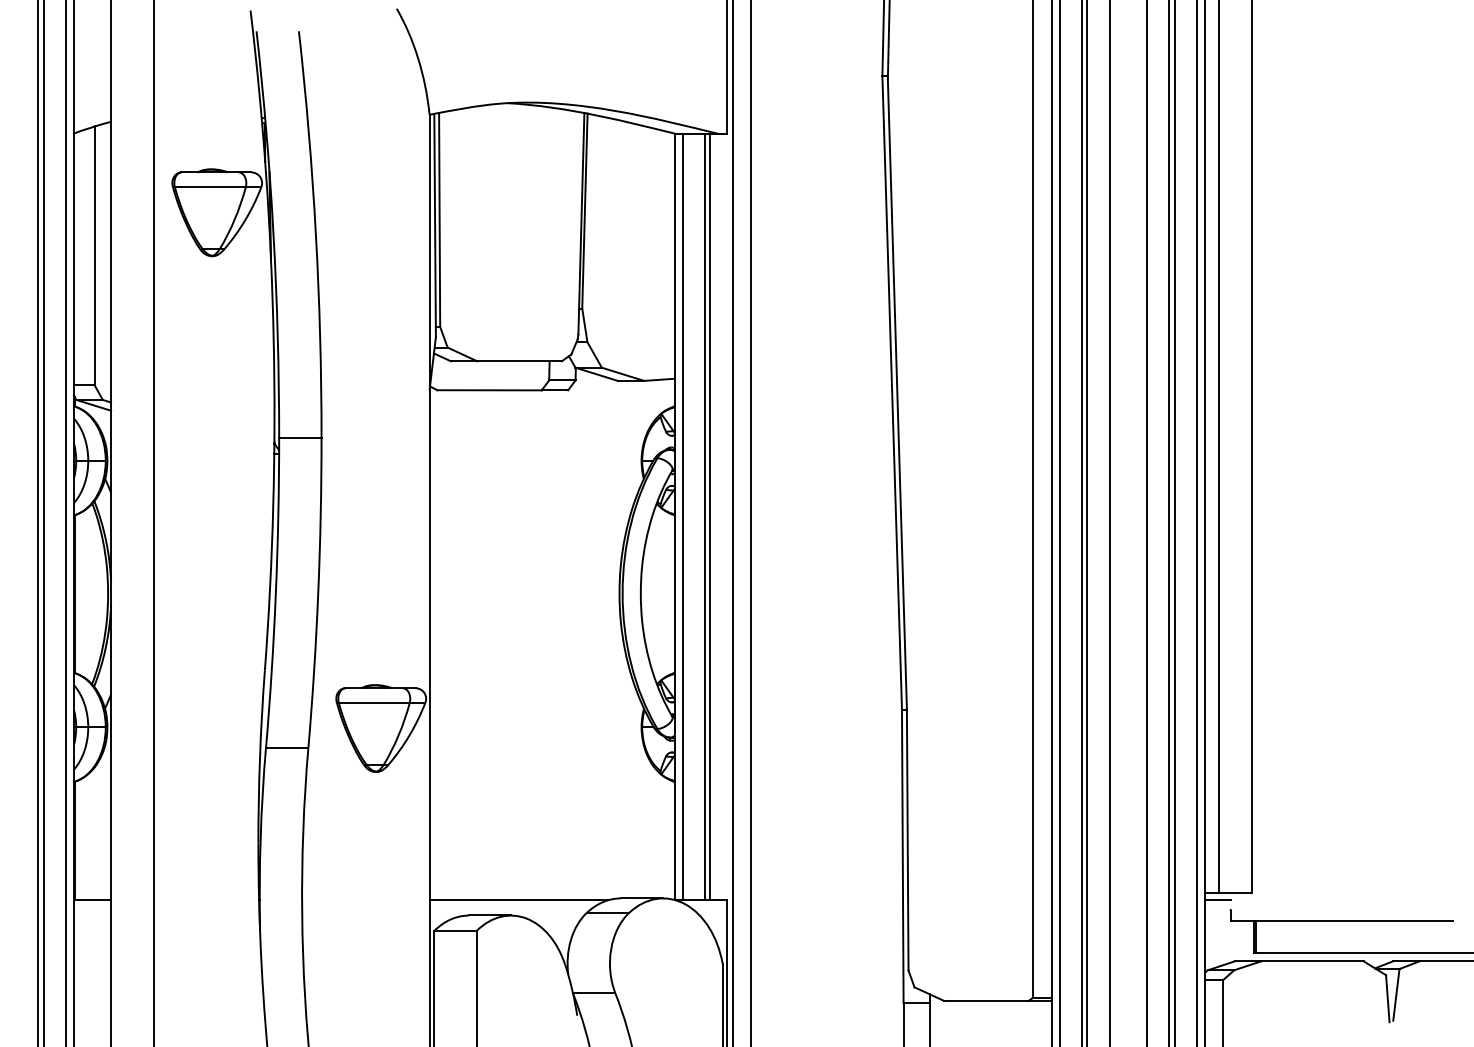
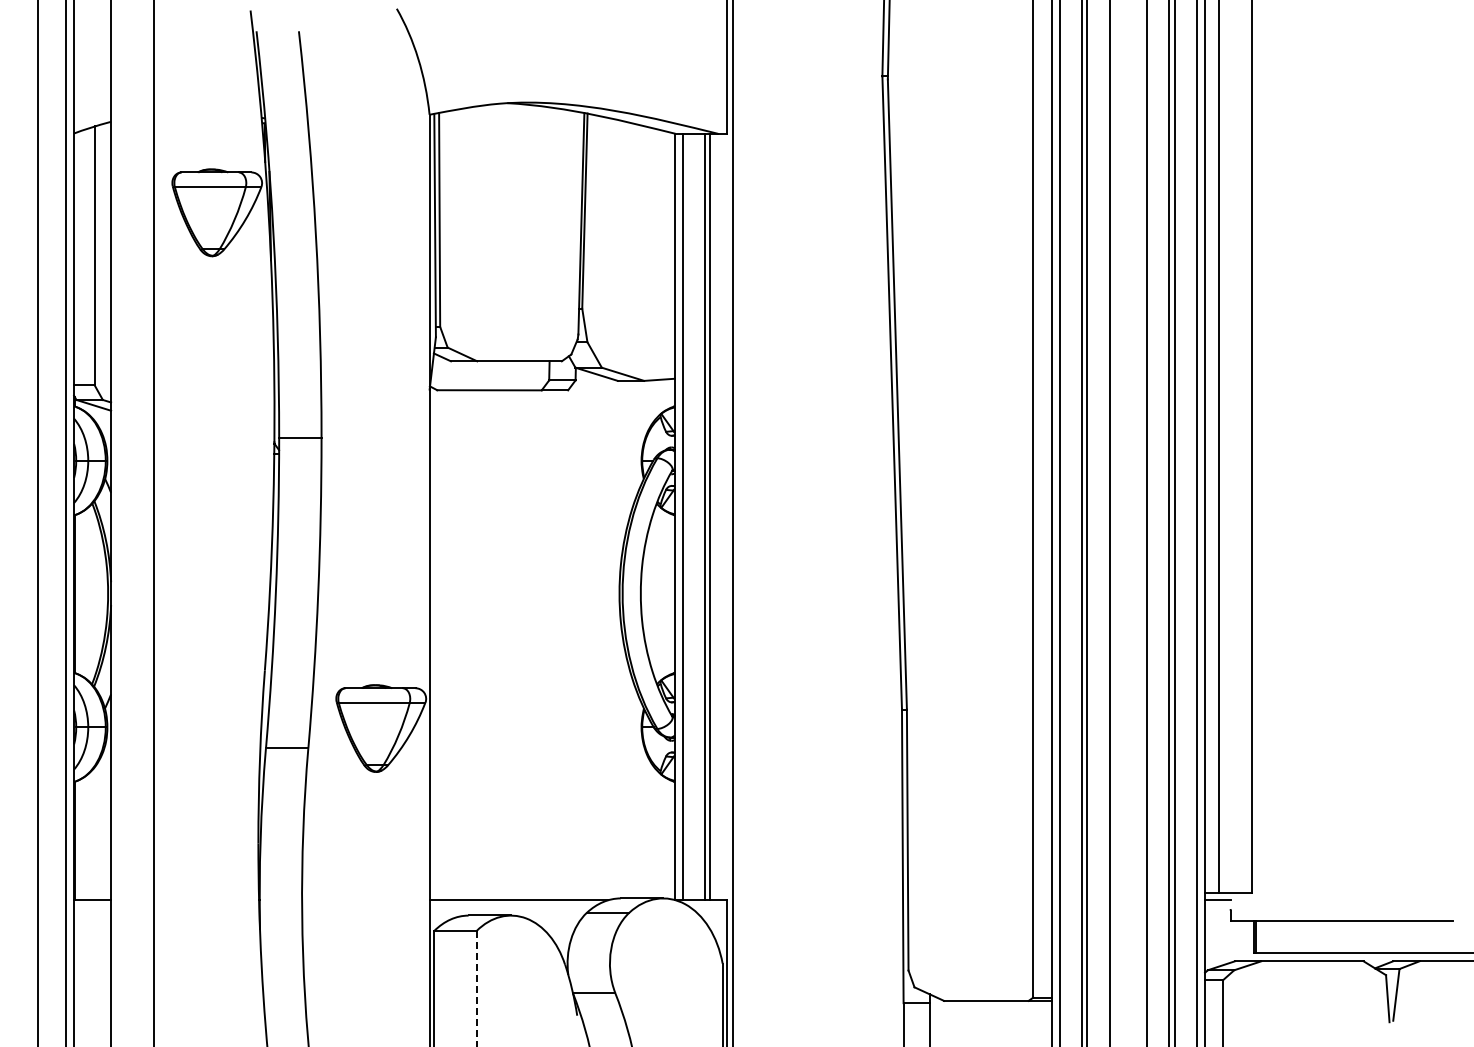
line: present -> none (44, 522)
line: present -> none (751, 522)
line: solid -> dashed (476, 988)
